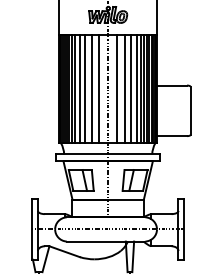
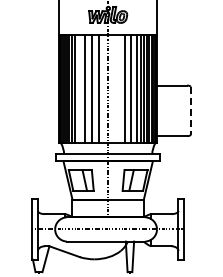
line: present -> none (79, 88)
line: present -> none (117, 88)
line: solid -> dashed (190, 110)
